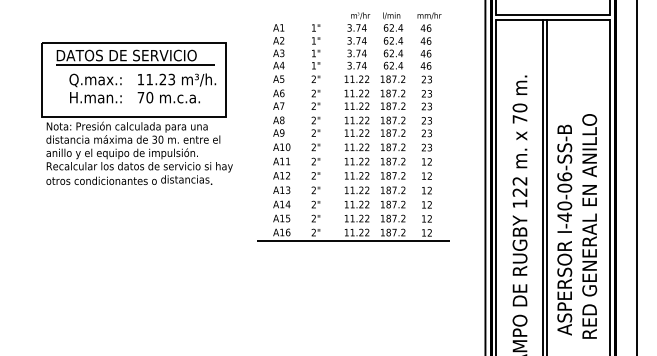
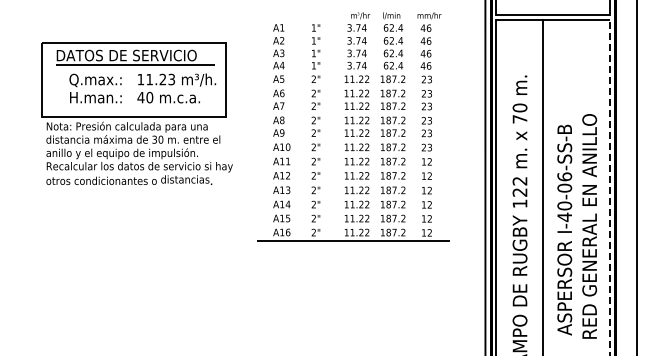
text: 70 -> 40 (140, 97)
line: present -> none (546, 186)
line: solid -> dashed (610, 187)
